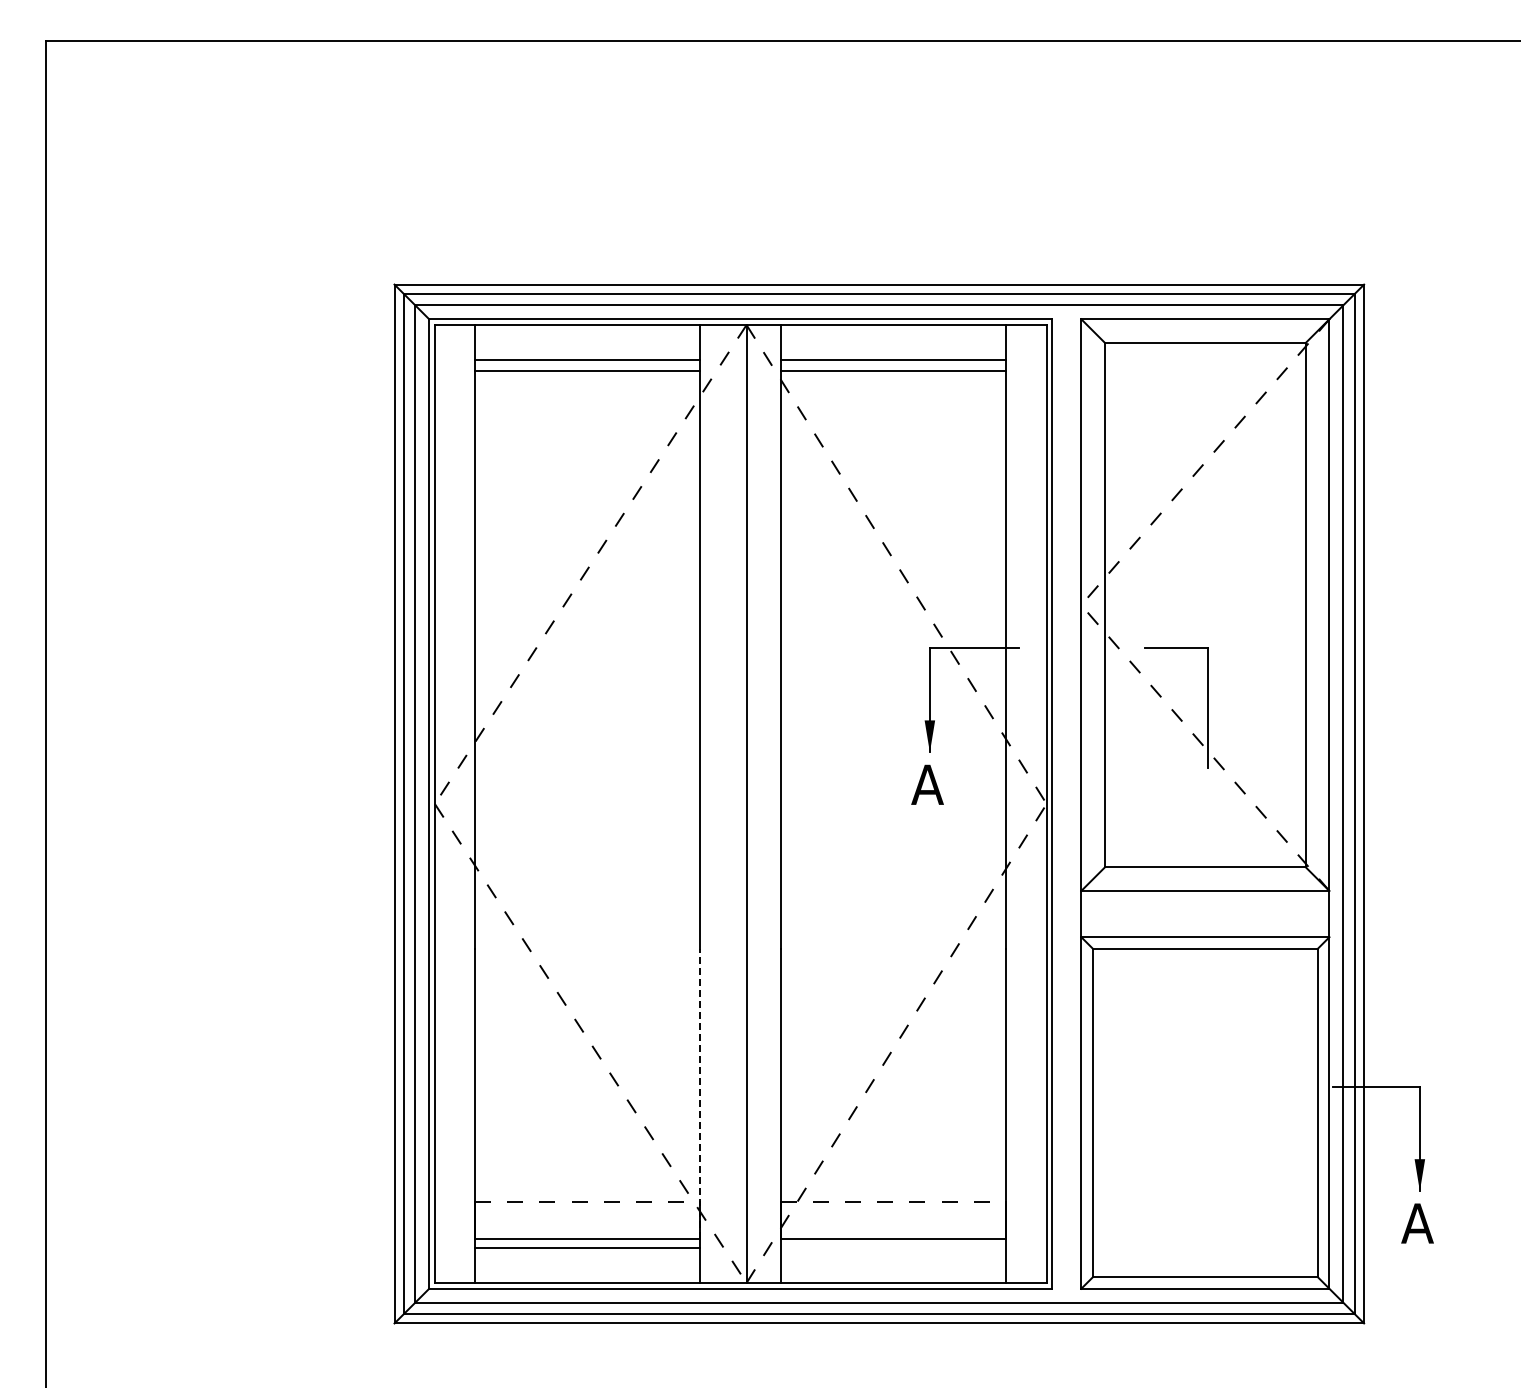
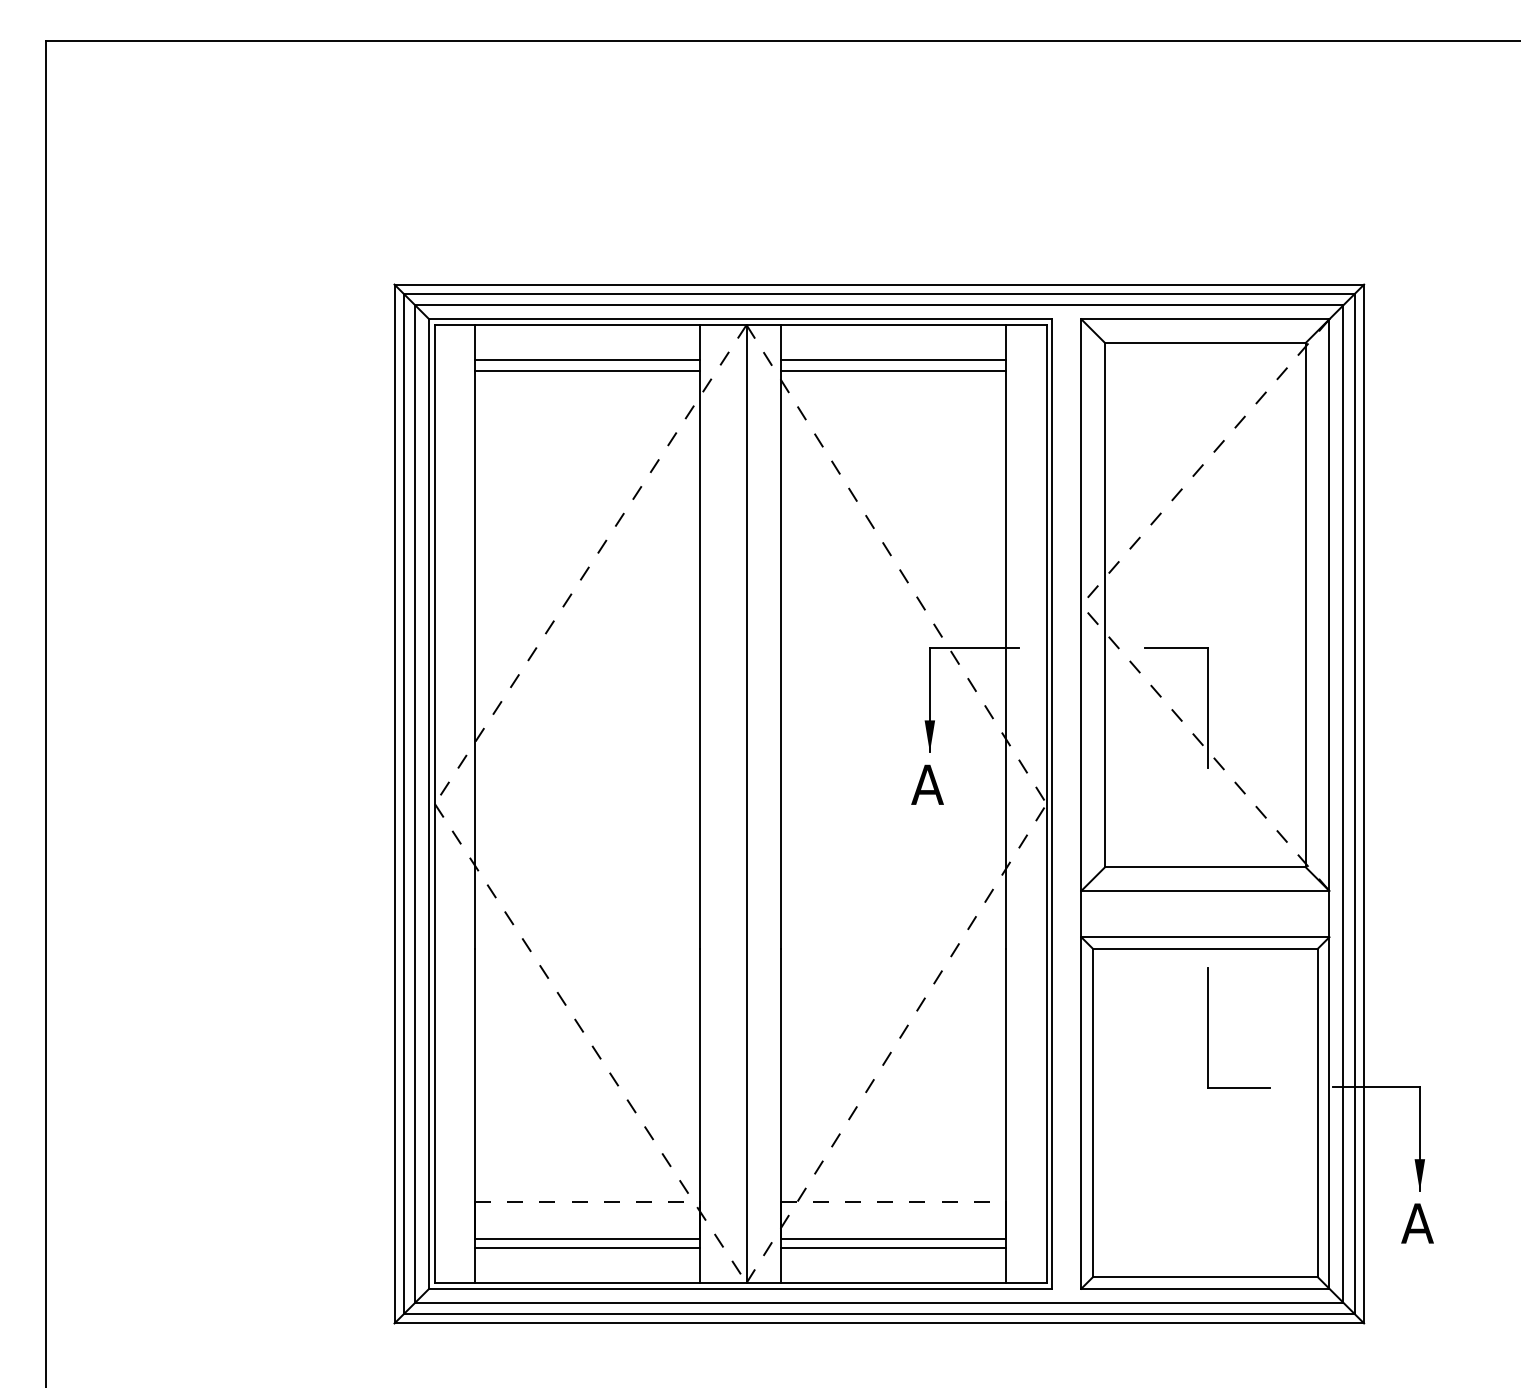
part: none -> present (1208, 1027)
line: dashed -> solid (700, 1093)
line: none -> present (893, 1248)
